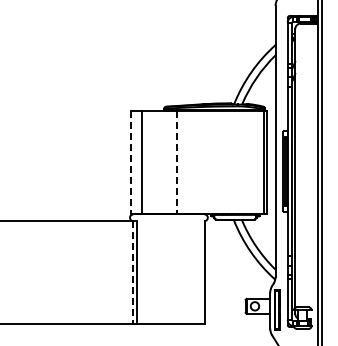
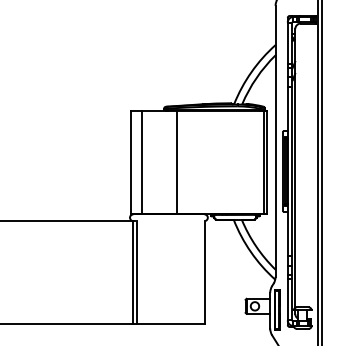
line: dashed -> solid (131, 162)
line: dashed -> solid (177, 162)
line: dashed -> solid (132, 272)
